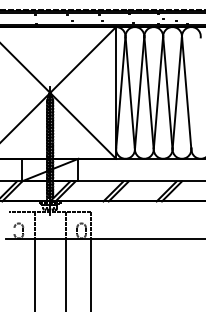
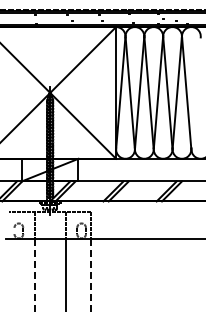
line: solid -> dashed (34, 275)
line: solid -> dashed (91, 275)
